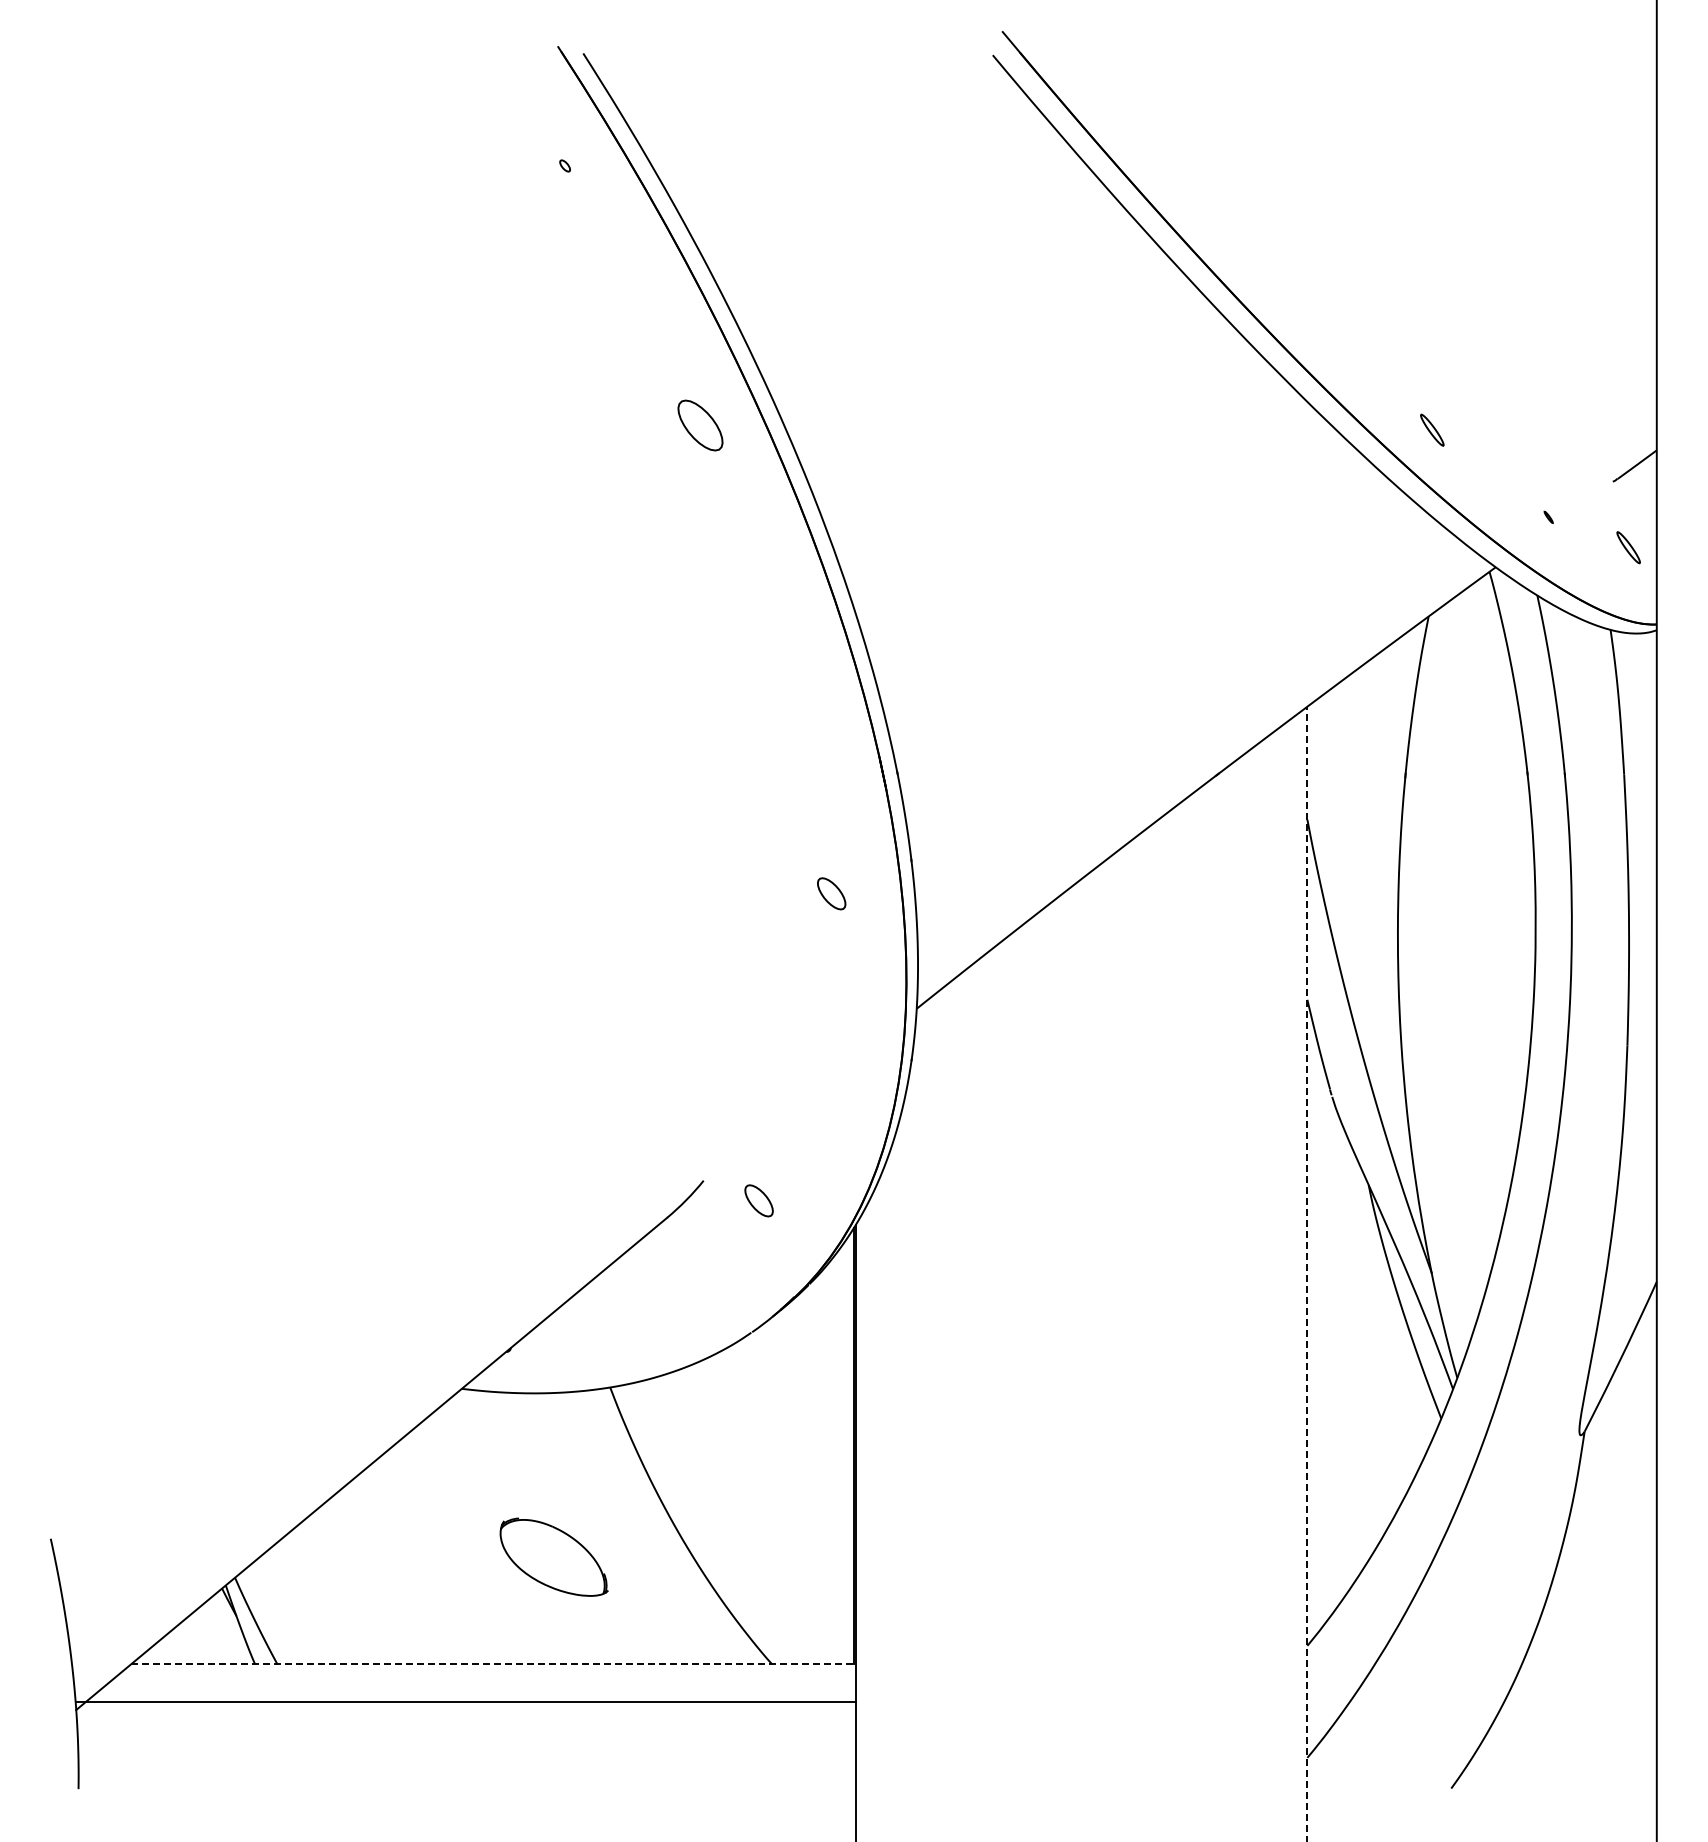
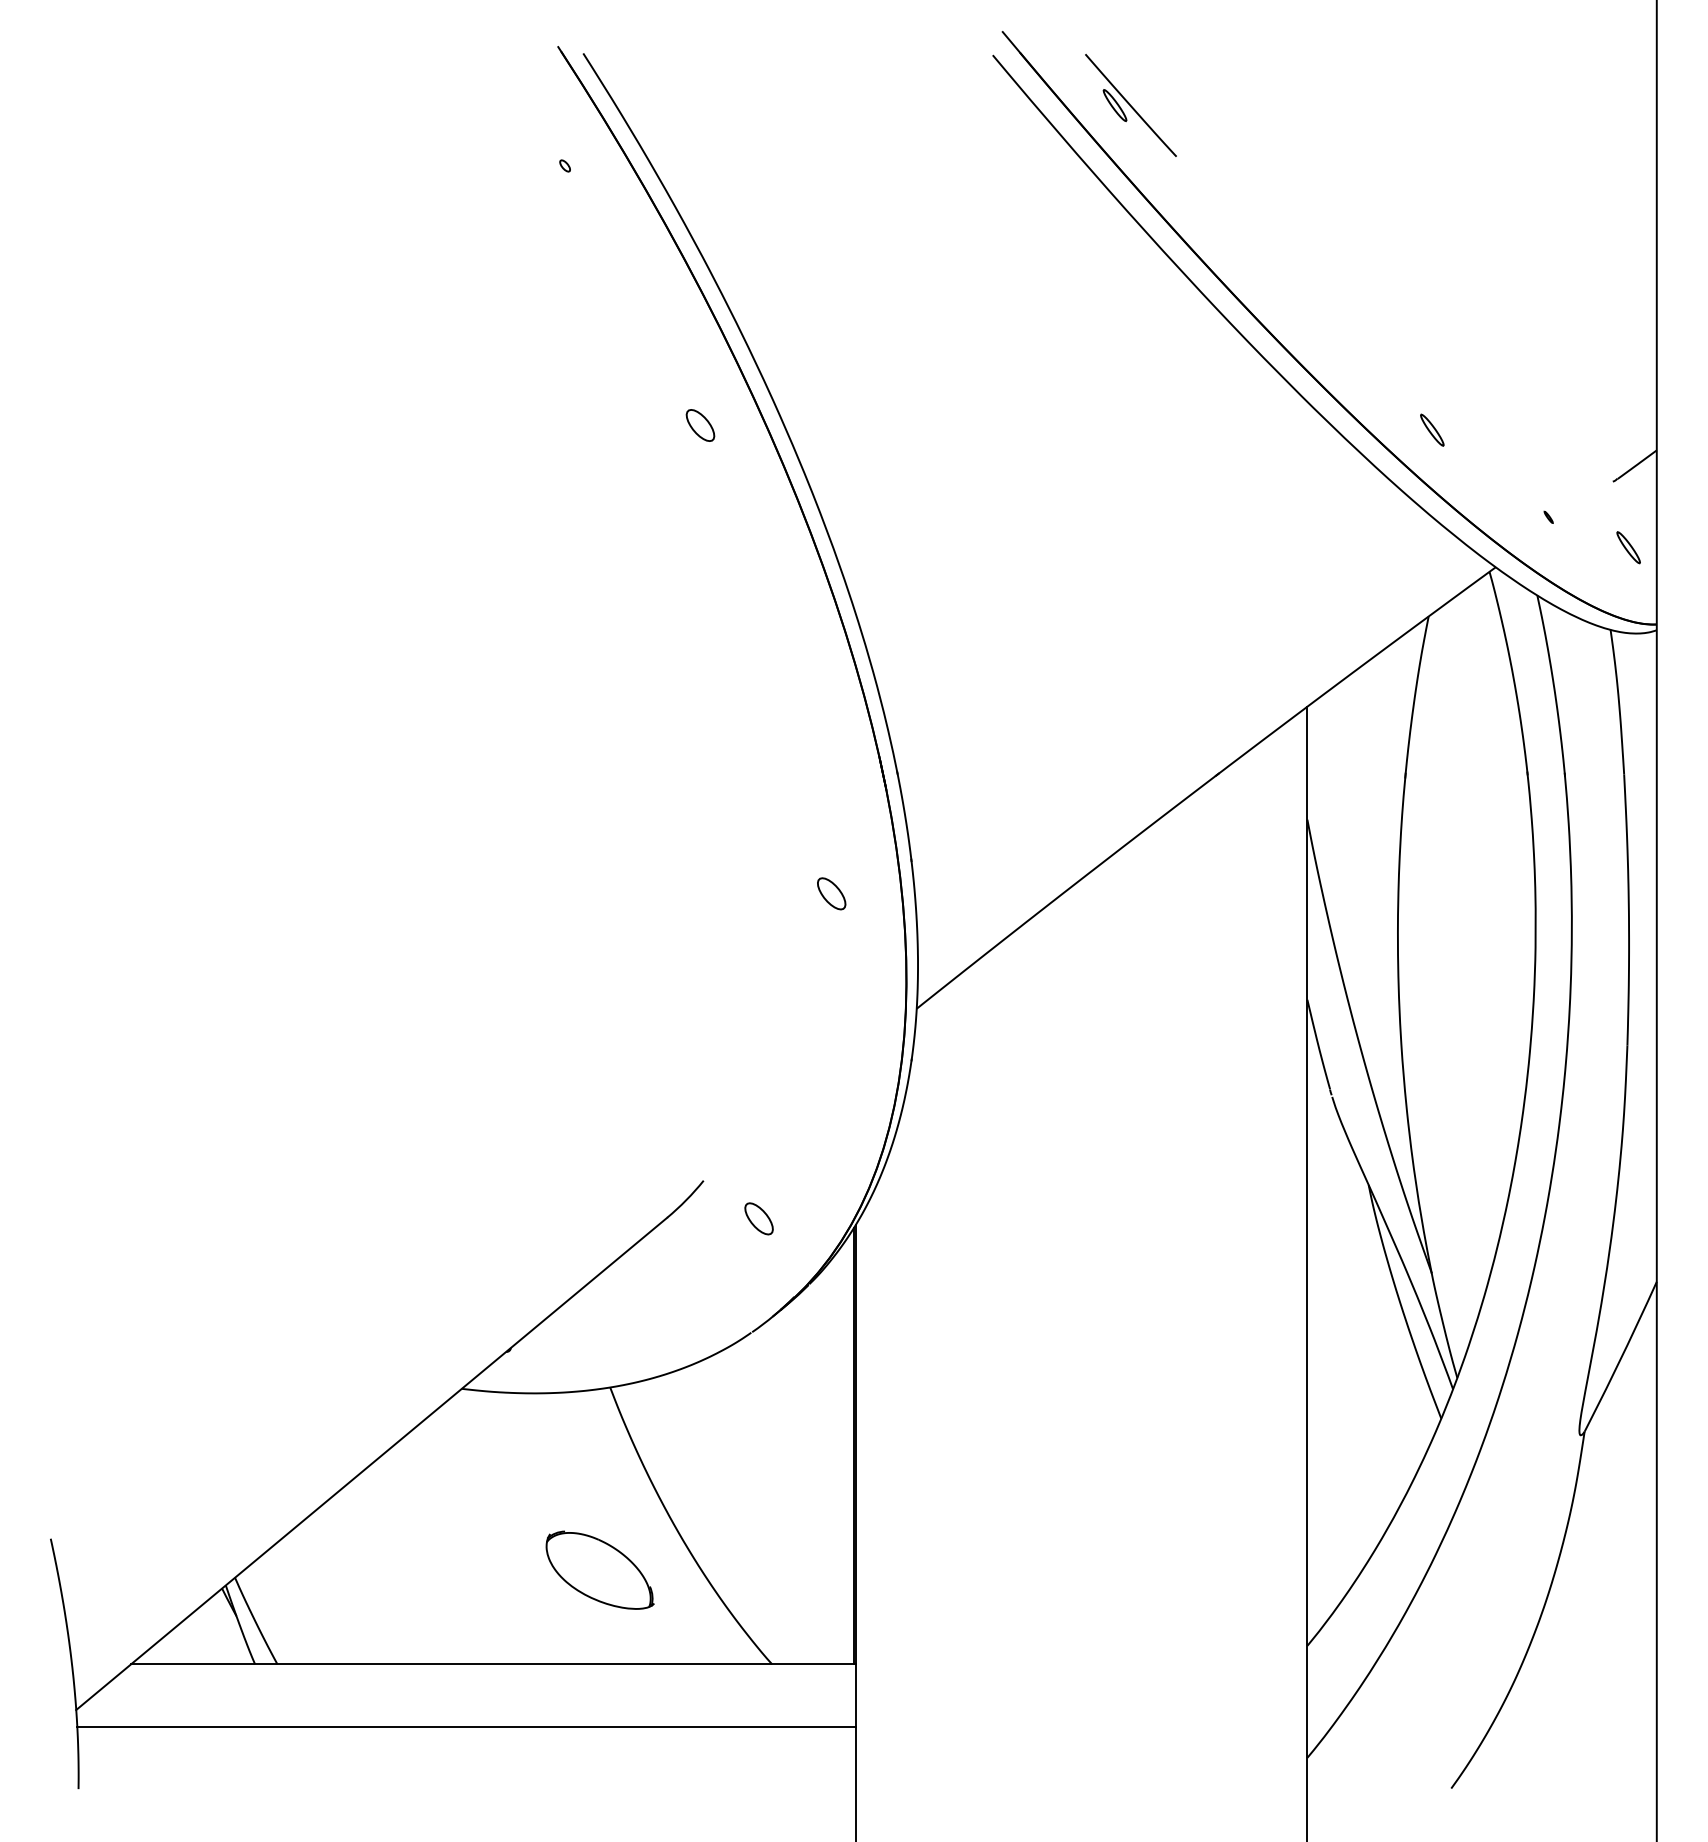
part: none -> present (1130, 105)
part size: 47x53 px -> 31x33 px (700, 425)
part position: (758, 1200) -> (758, 1218) (758, 1218)
line: dashed -> solid (1307, 1273)
part position: (553, 1556) -> (599, 1569) (599, 1569)
line: dashed -> solid (493, 1664)
line position: (466, 1701) -> (466, 1726) (466, 1726)
